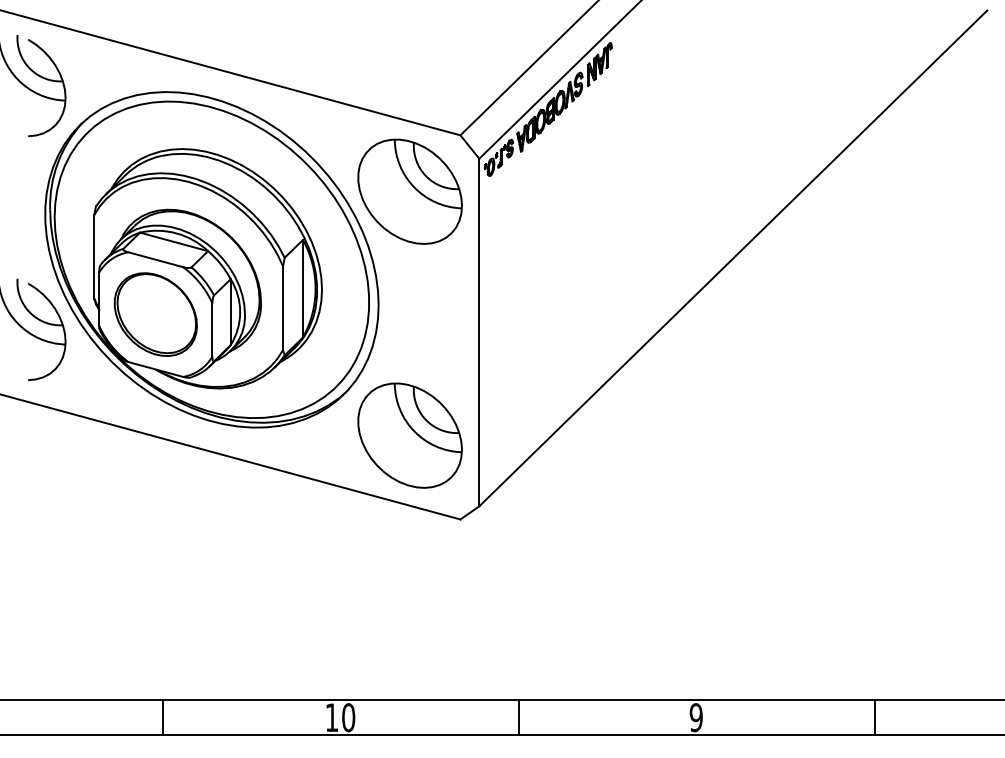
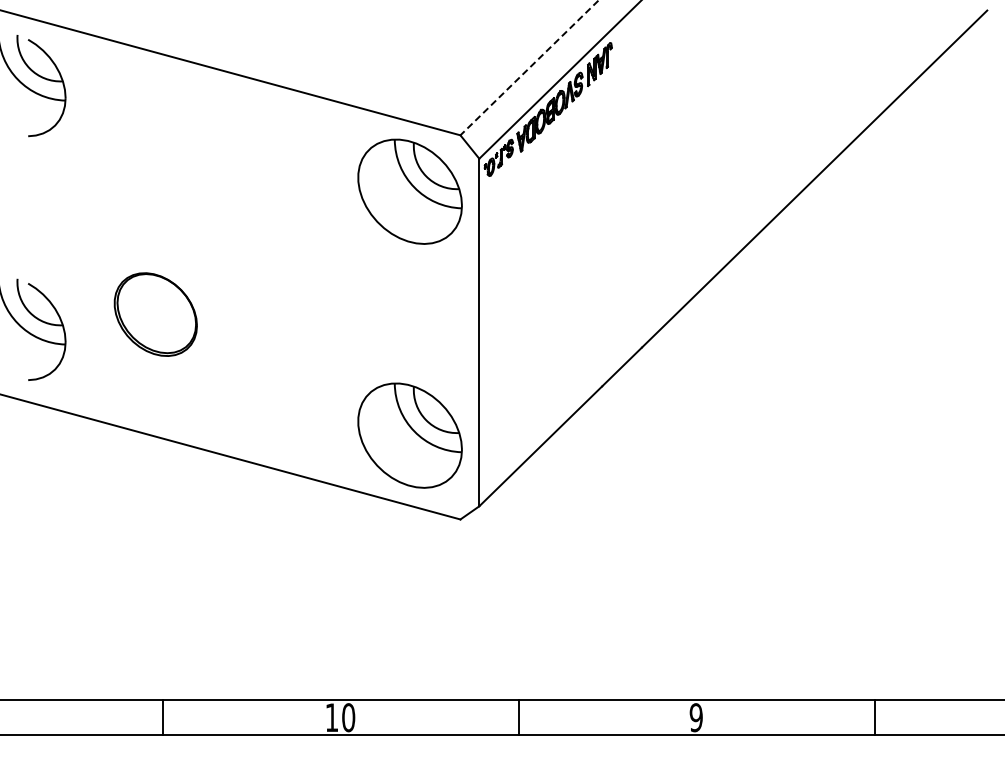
line: solid -> dashed (529, 68)
part: present -> none (211, 259)
